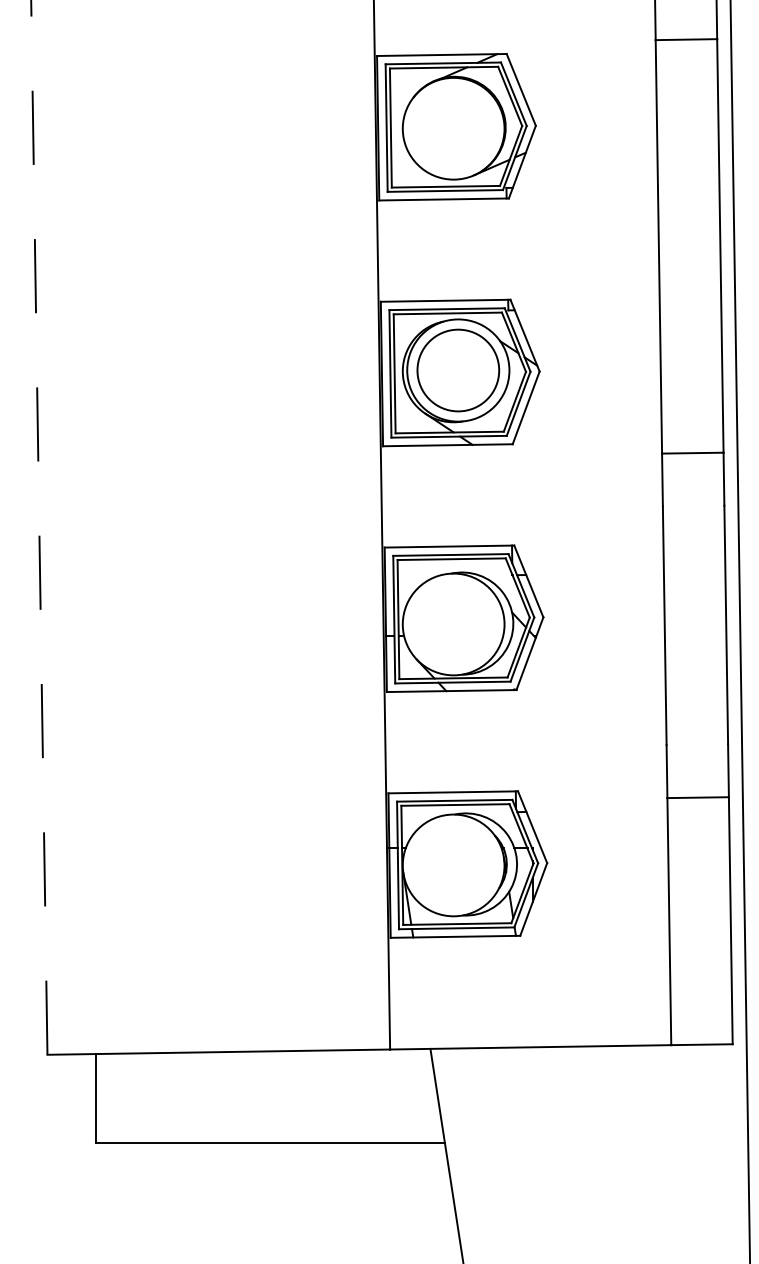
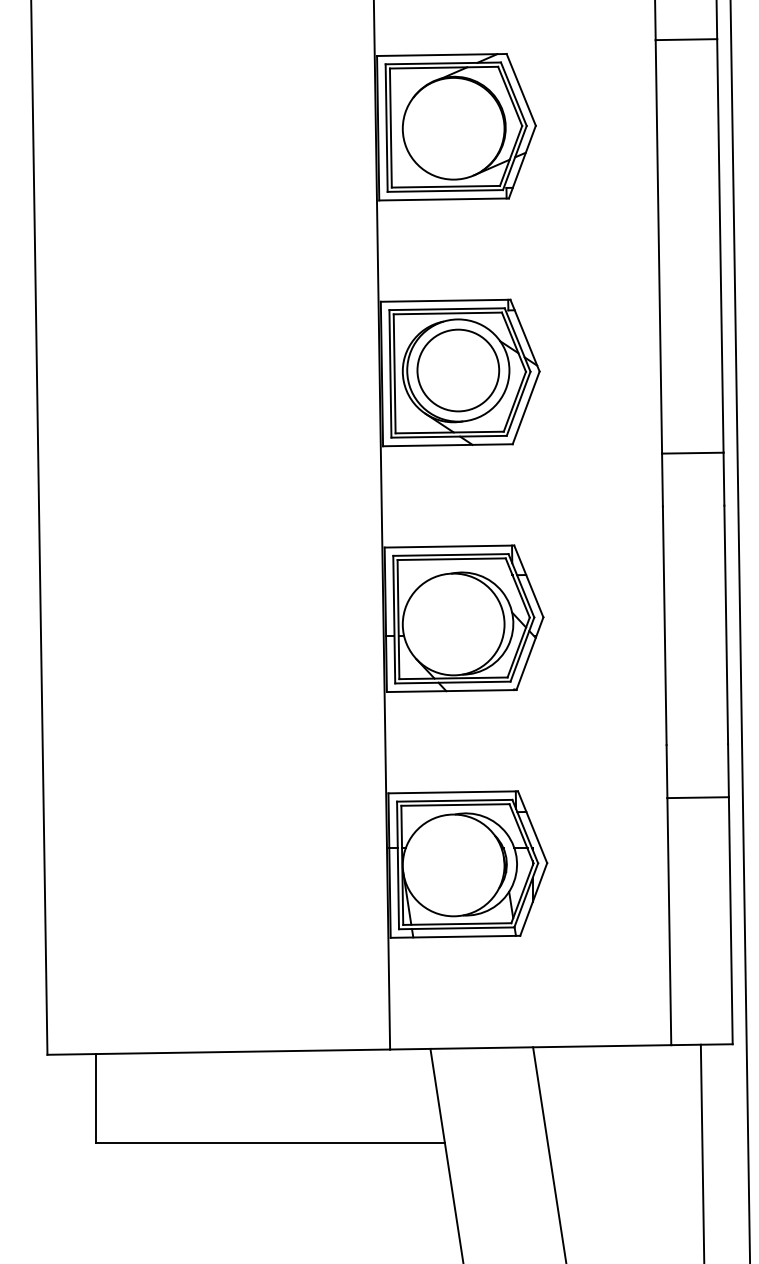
line: dashed -> solid (39, 527)
line: none -> present (702, 1152)
line: none -> present (549, 1153)
